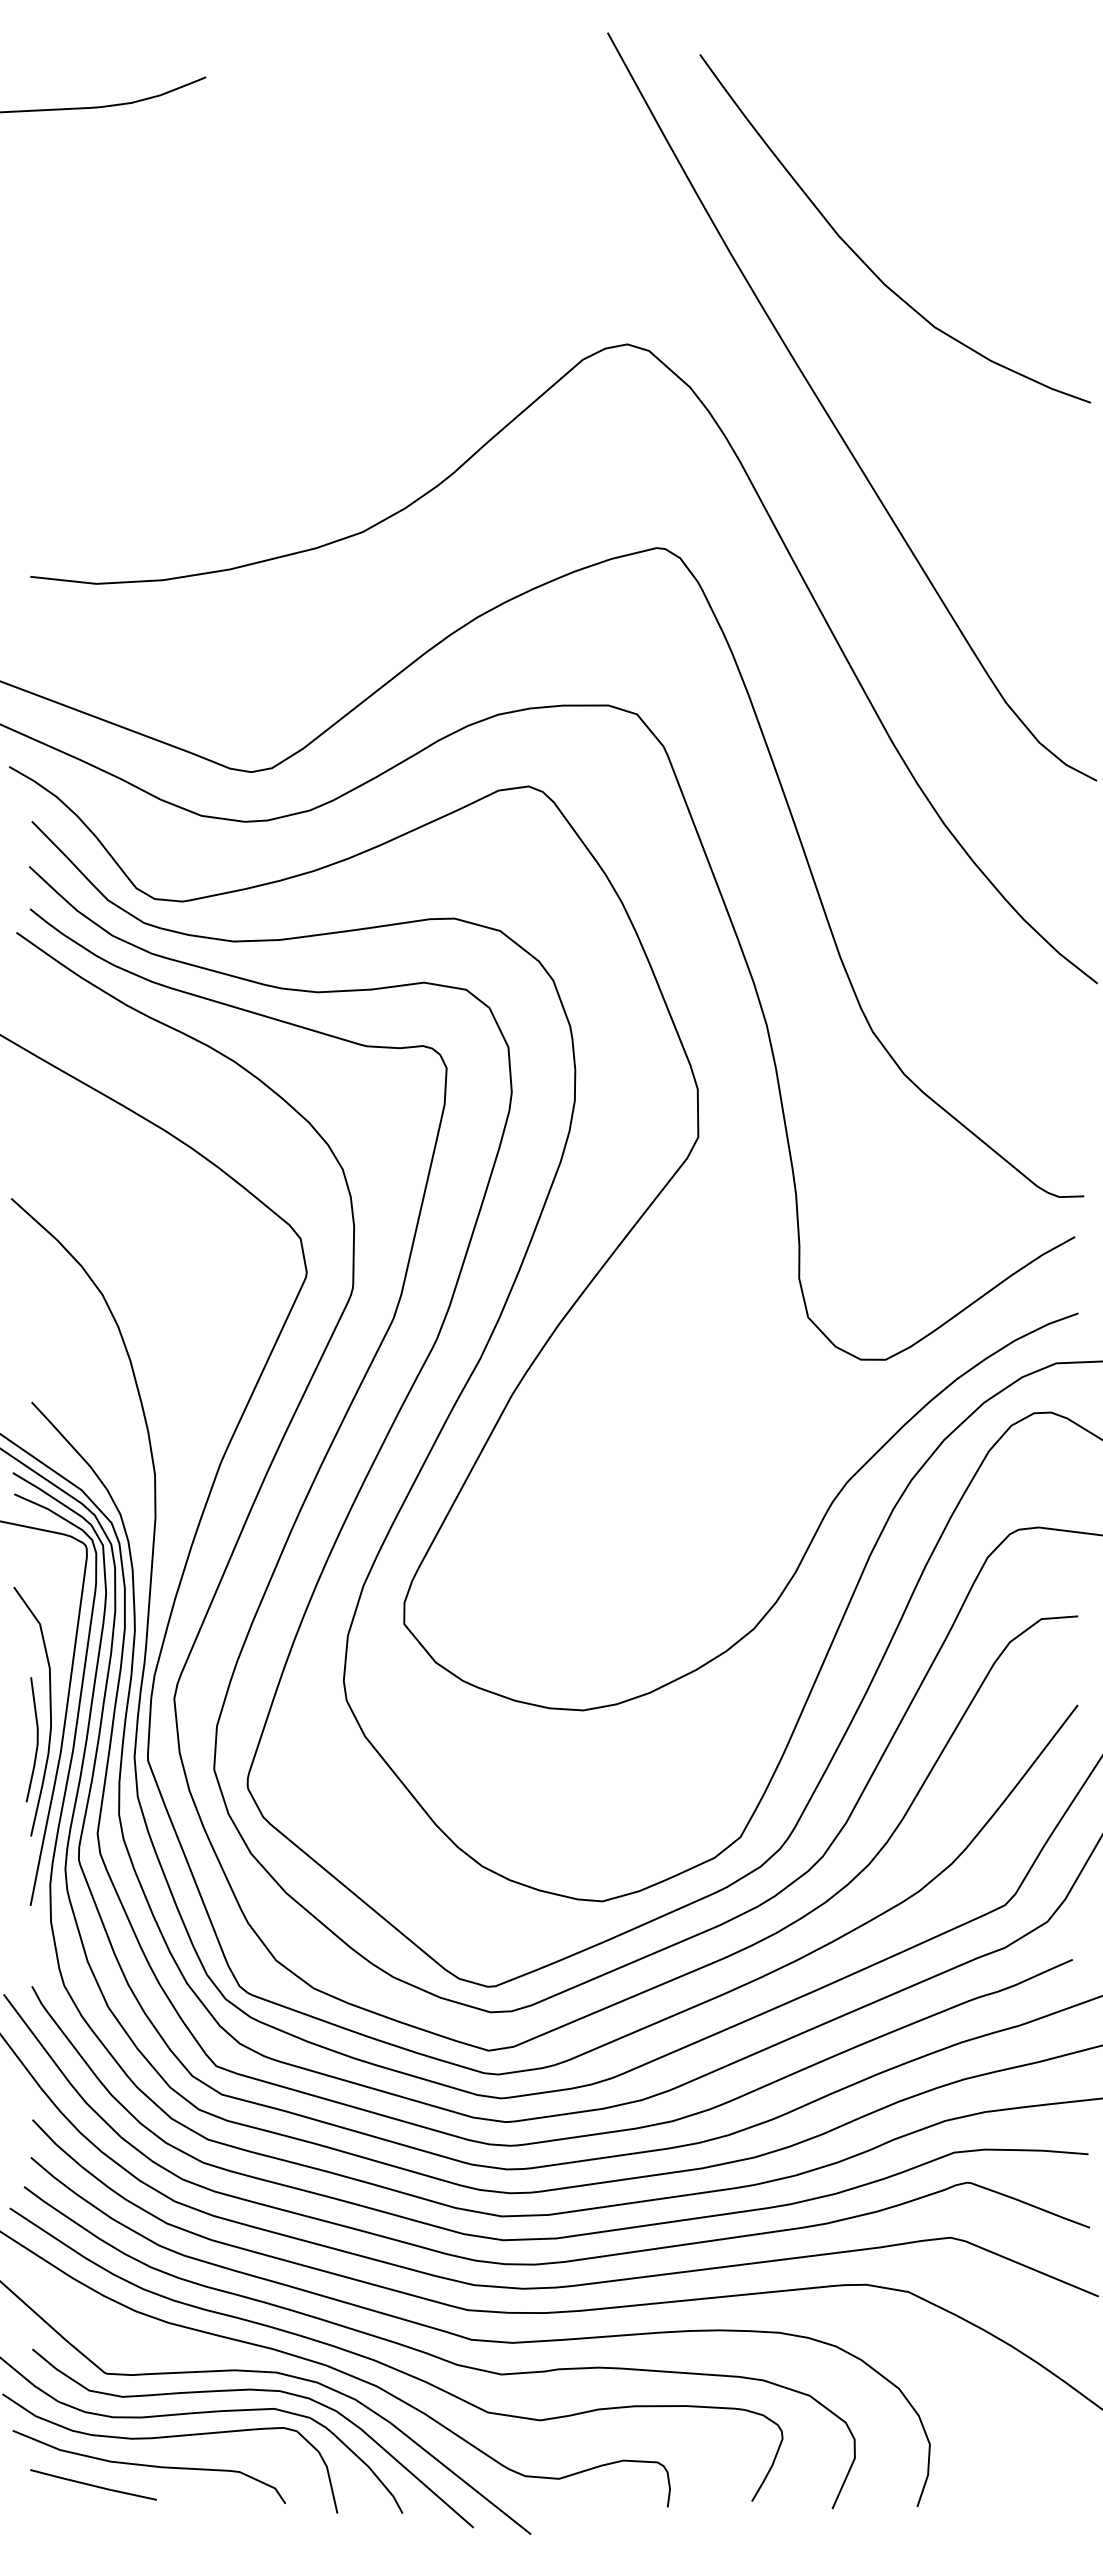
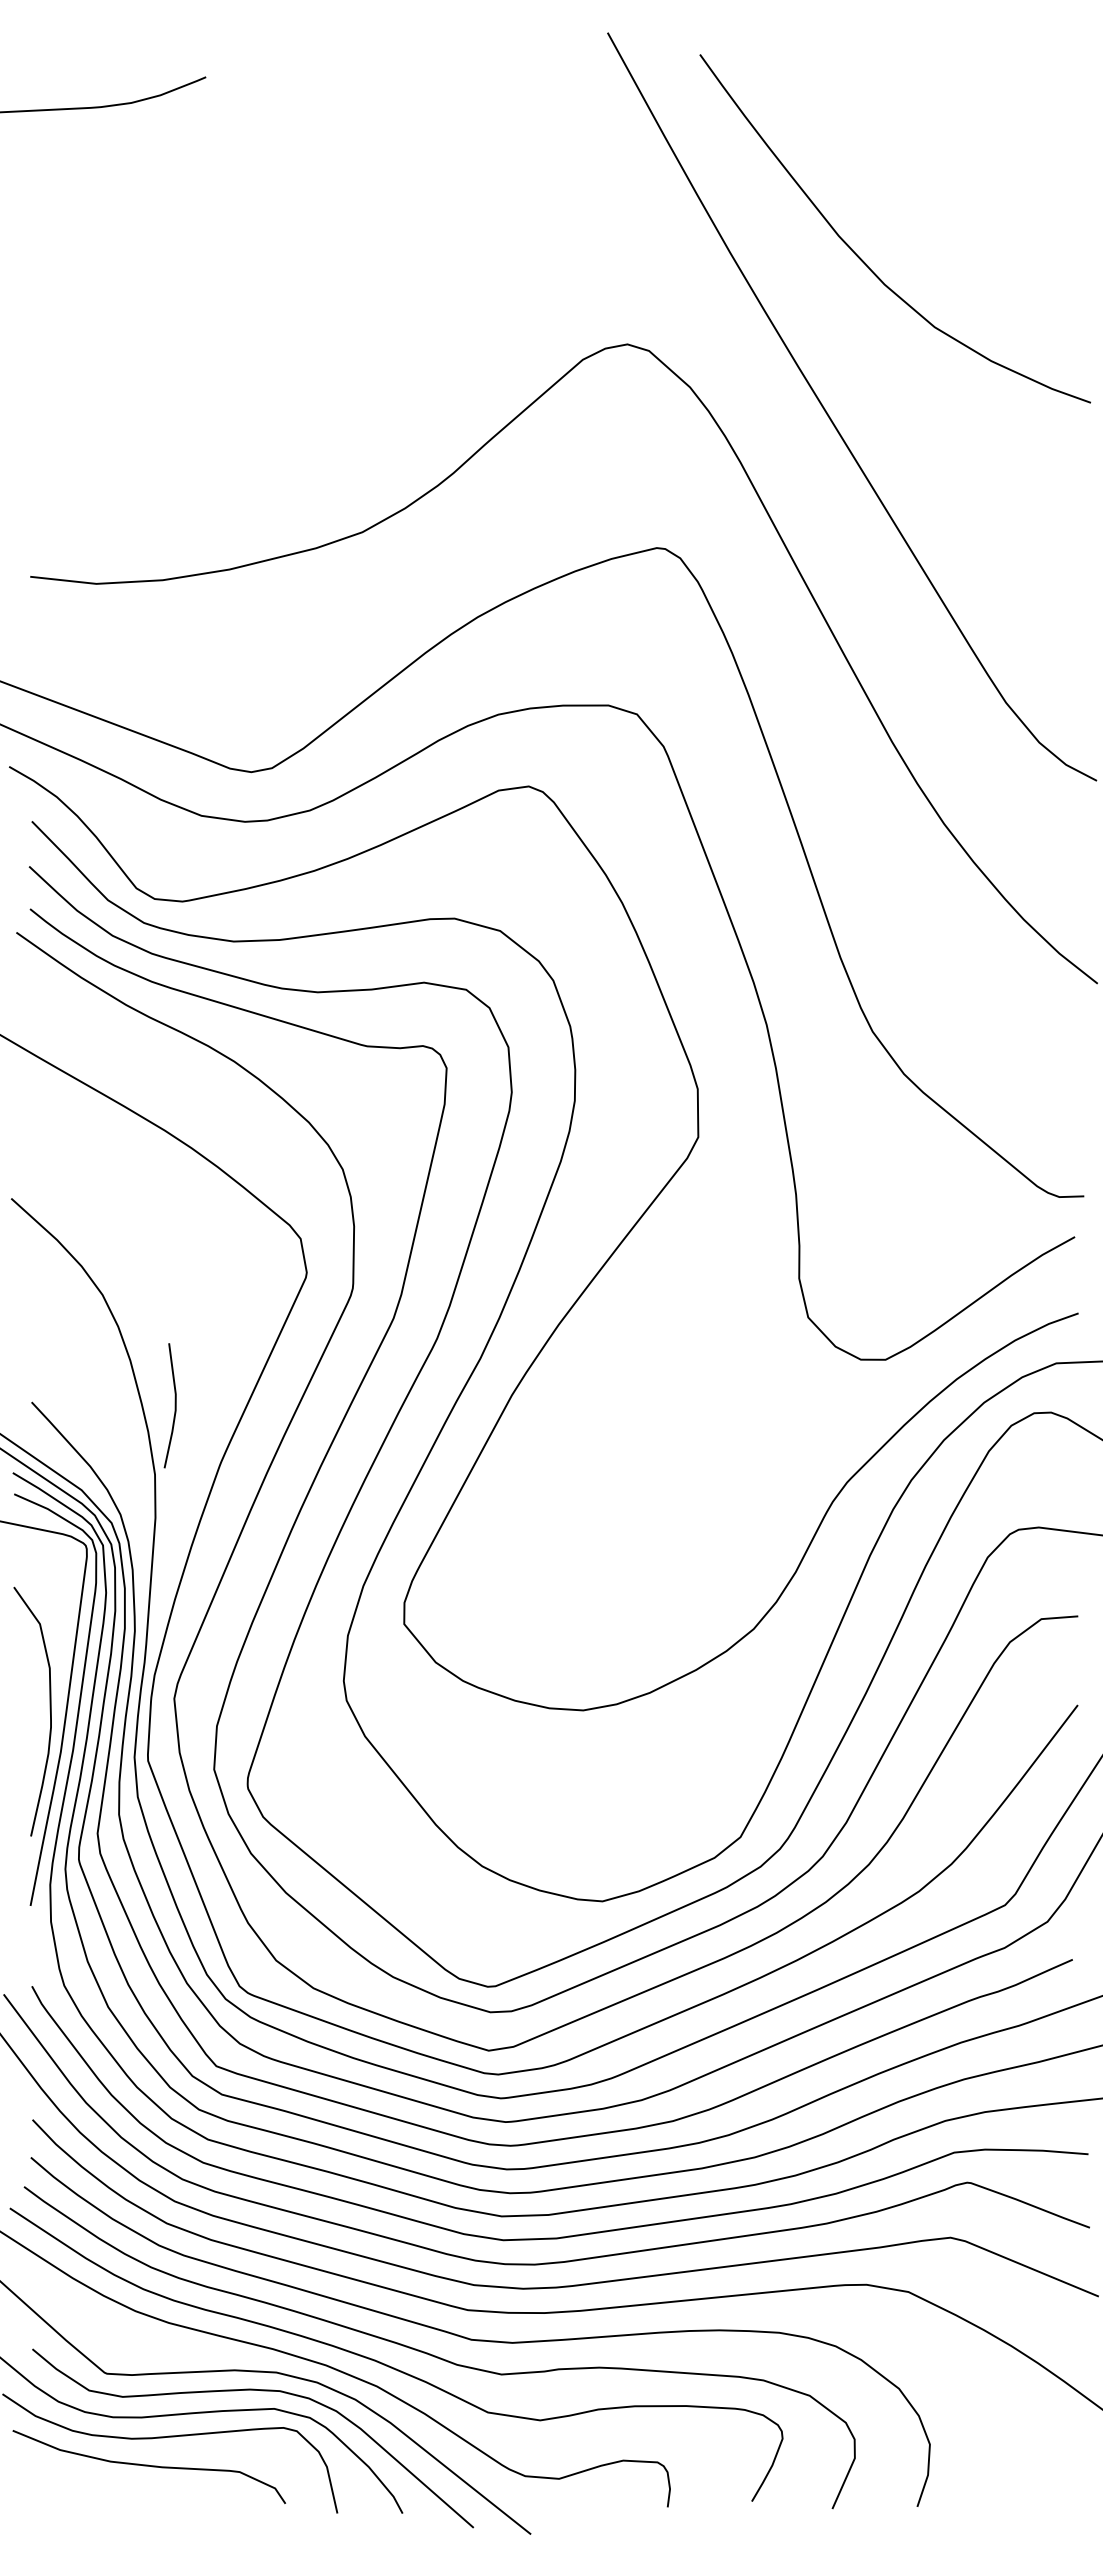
line position: (36, 1739) -> (174, 1405) (174, 1405)
line: present -> none (93, 2484)
